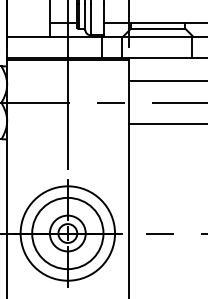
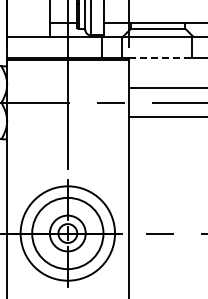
line: solid -> dashed (160, 58)
line position: (166, 81) -> (166, 88) (166, 88)
line position: (166, 124) -> (166, 117) (166, 117)
